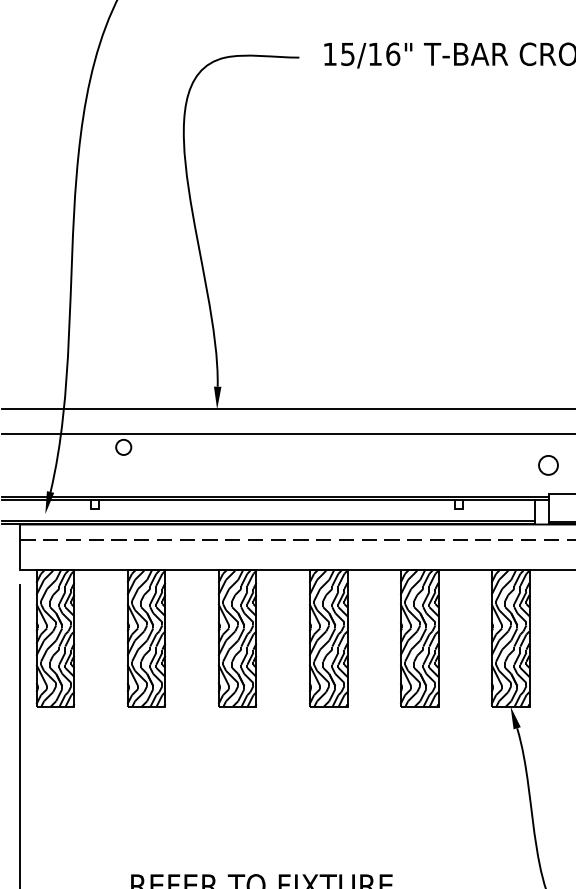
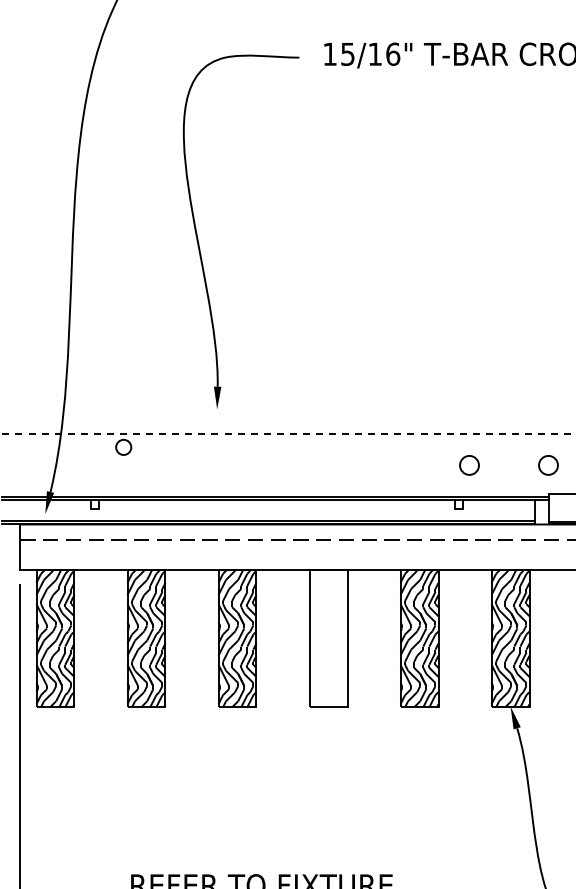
line: present -> none (287, 409)
line: solid -> dashed (289, 434)
circle: none -> present (469, 465)
hatch: present -> none (328, 638)
